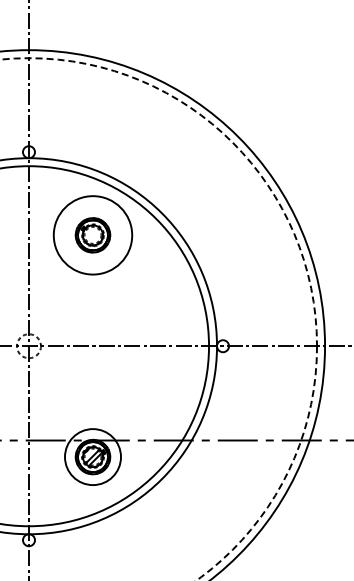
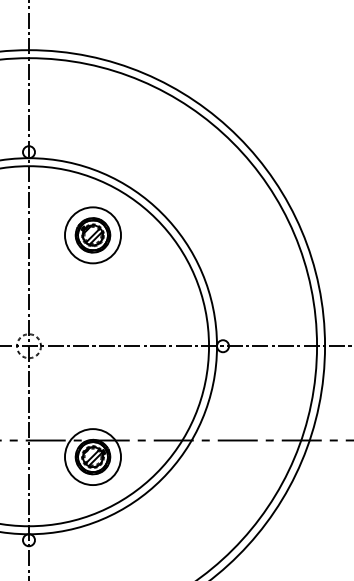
hatch: none -> present (92, 234)
circle diameter: 78 px -> 56 px (93, 235)
circle: dashed -> solid (158, 319)
